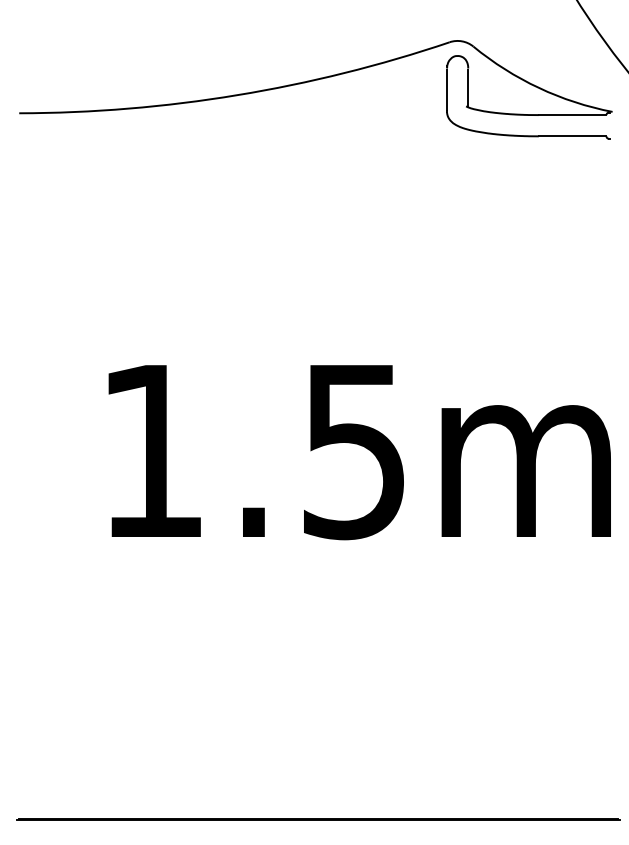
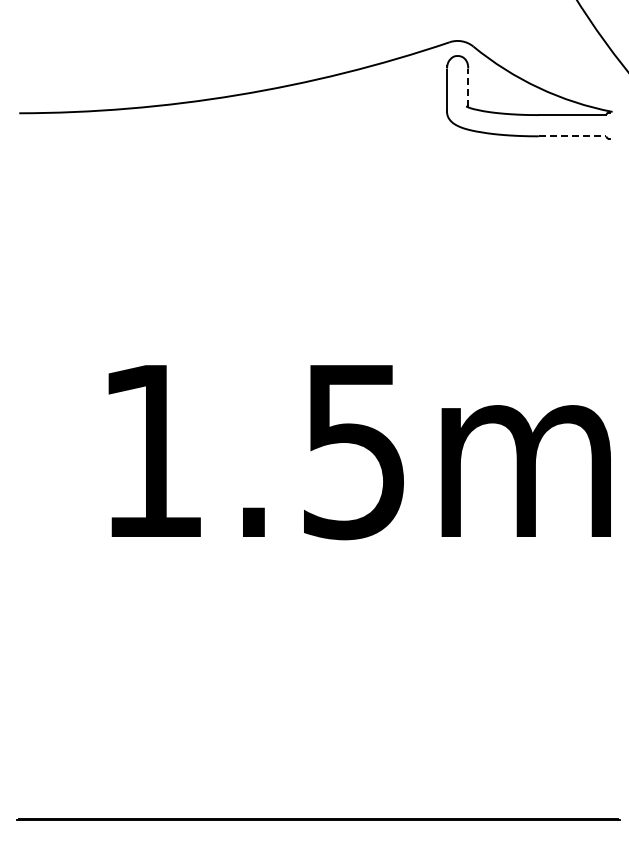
line: solid -> dashed (468, 87)
line: solid -> dashed (572, 136)
